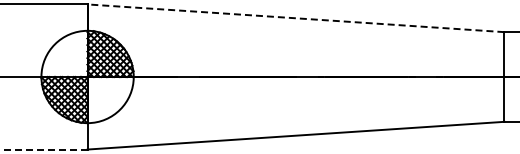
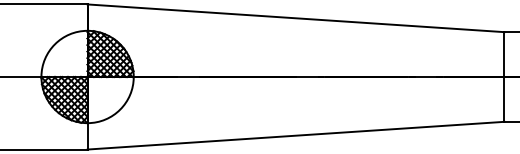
line: dashed -> solid (296, 18)
line: dashed -> solid (44, 149)
